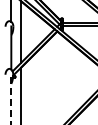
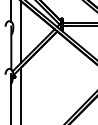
line: dashed -> solid (11, 98)
